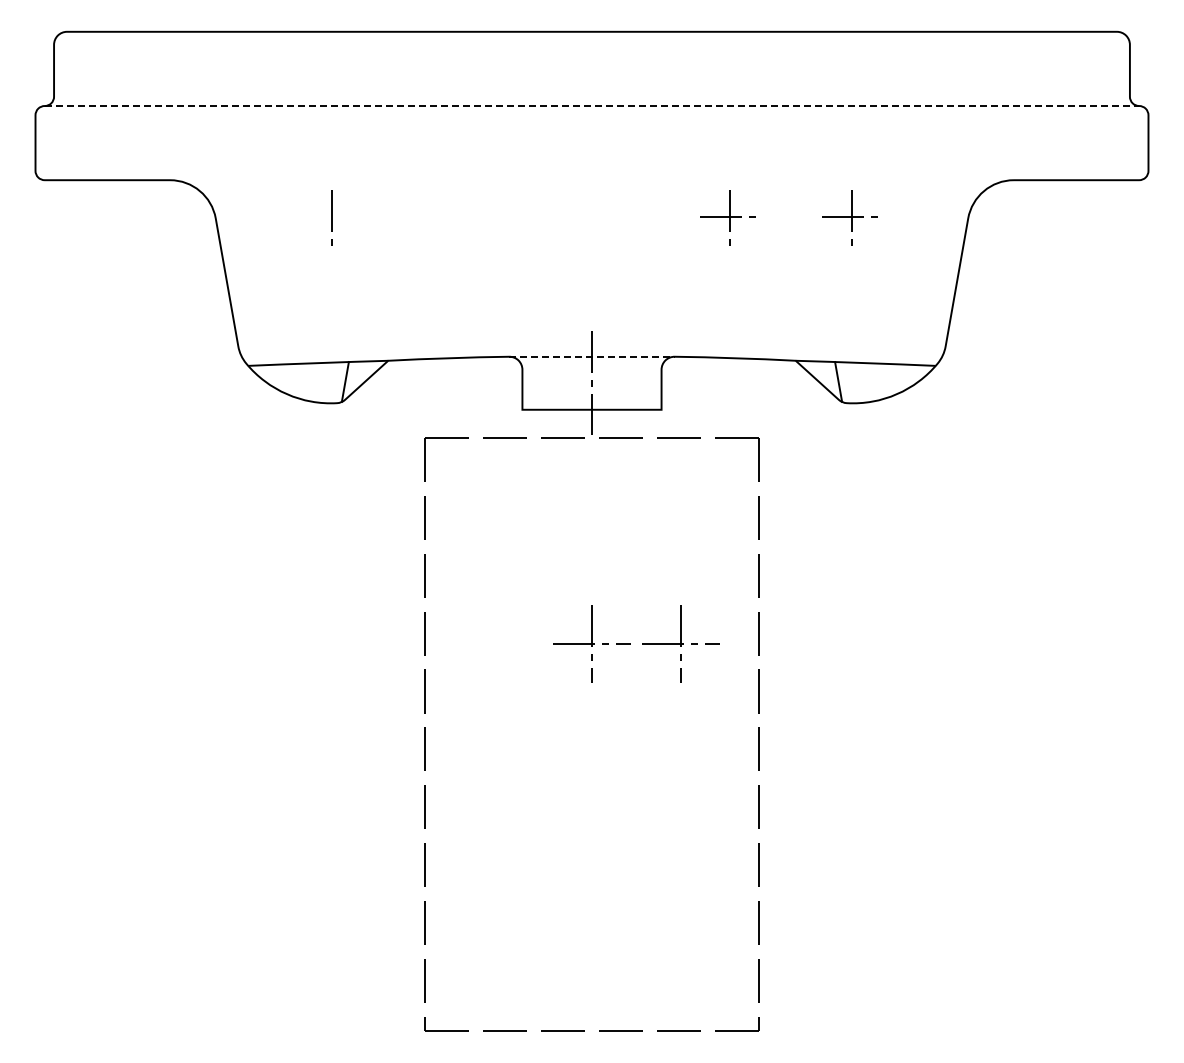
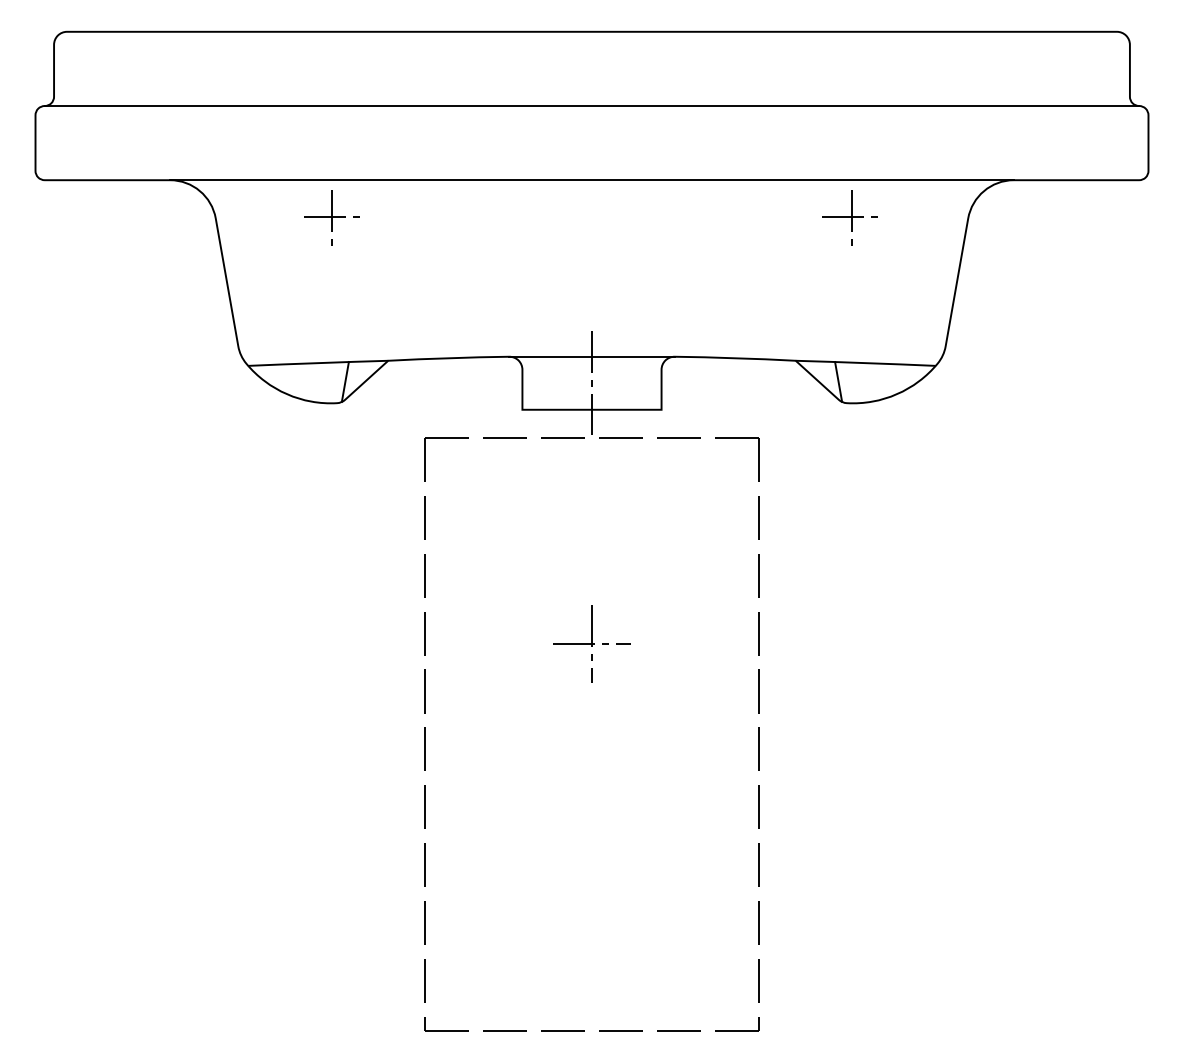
line: dashed -> solid (592, 106)
line: none -> present (591, 180)
line: none -> present (332, 217)
part: present -> none (727, 217)
line: dashed -> solid (591, 356)
part: present -> none (680, 643)
